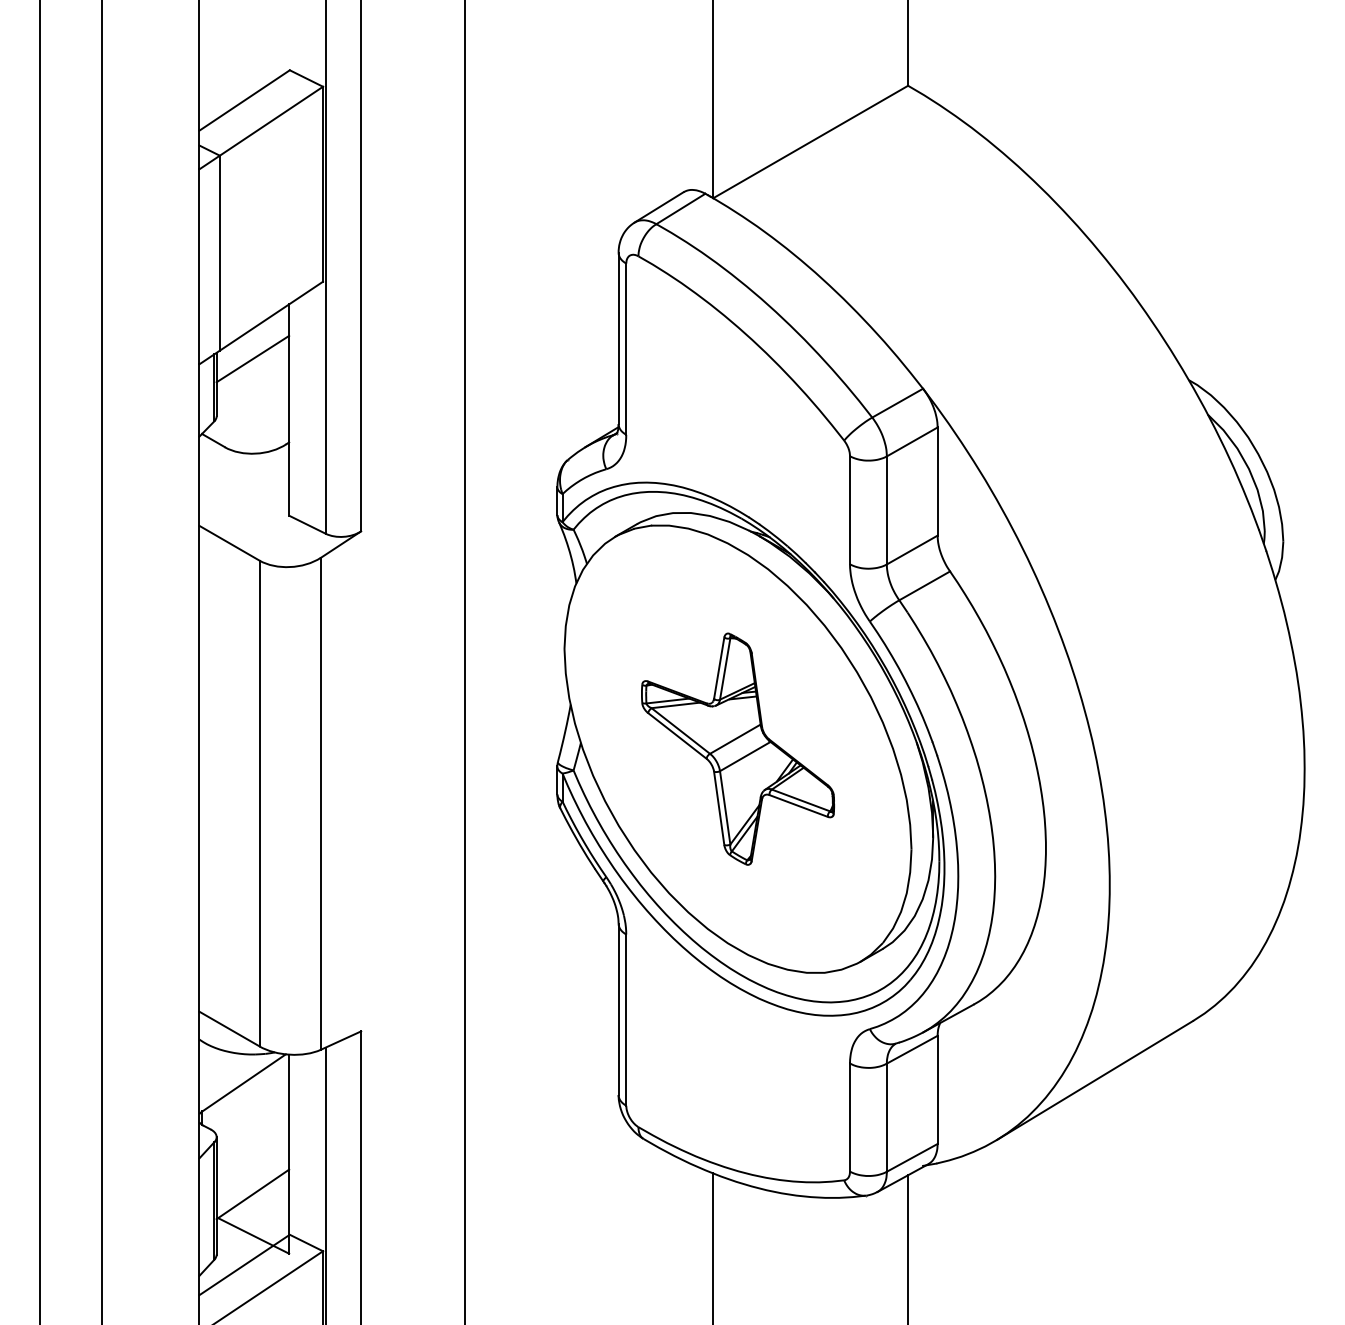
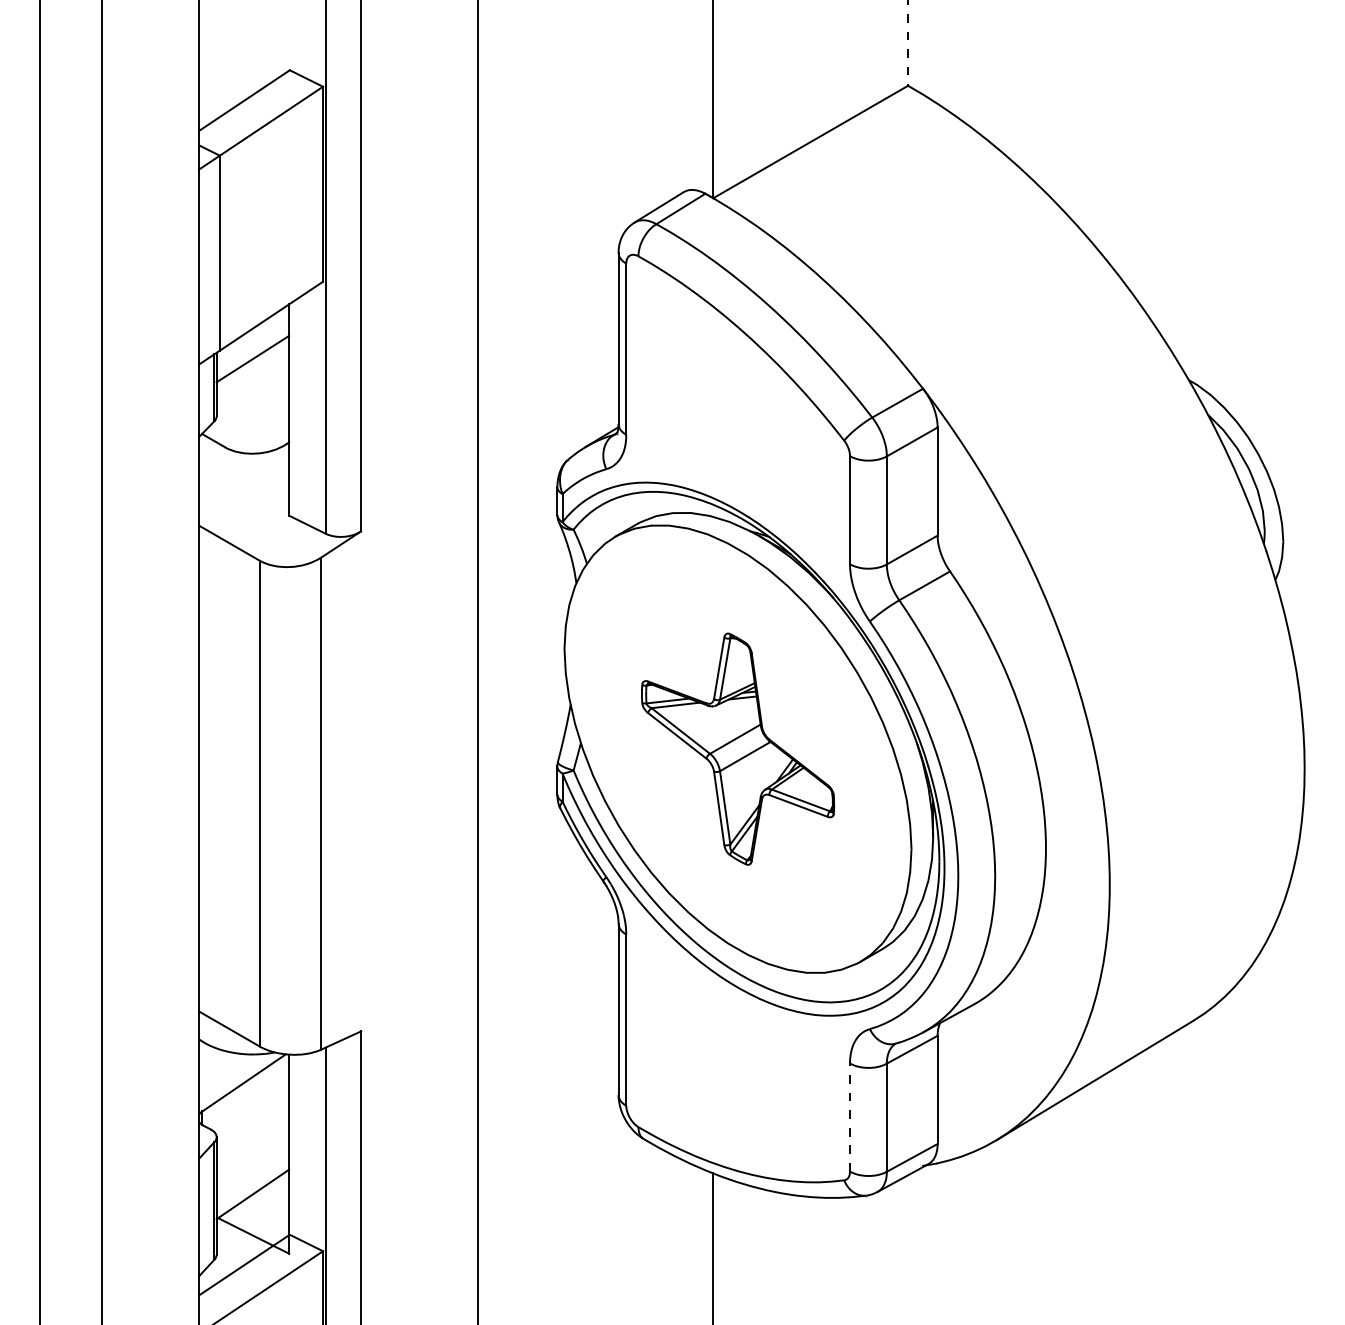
line: solid -> dashed (908, 43)
line position: (465, 661) -> (478, 661) (478, 661)
line: solid -> dashed (850, 1117)
line: present -> none (908, 1248)
